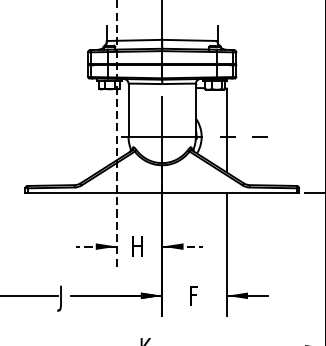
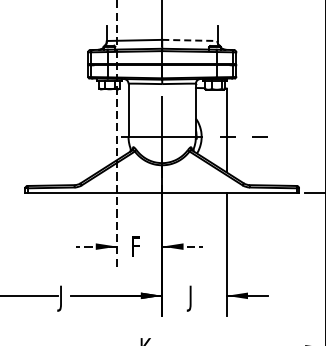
line: solid -> dashed (189, 40)
text: H -> F (138, 246)
text: F -> J (191, 298)
